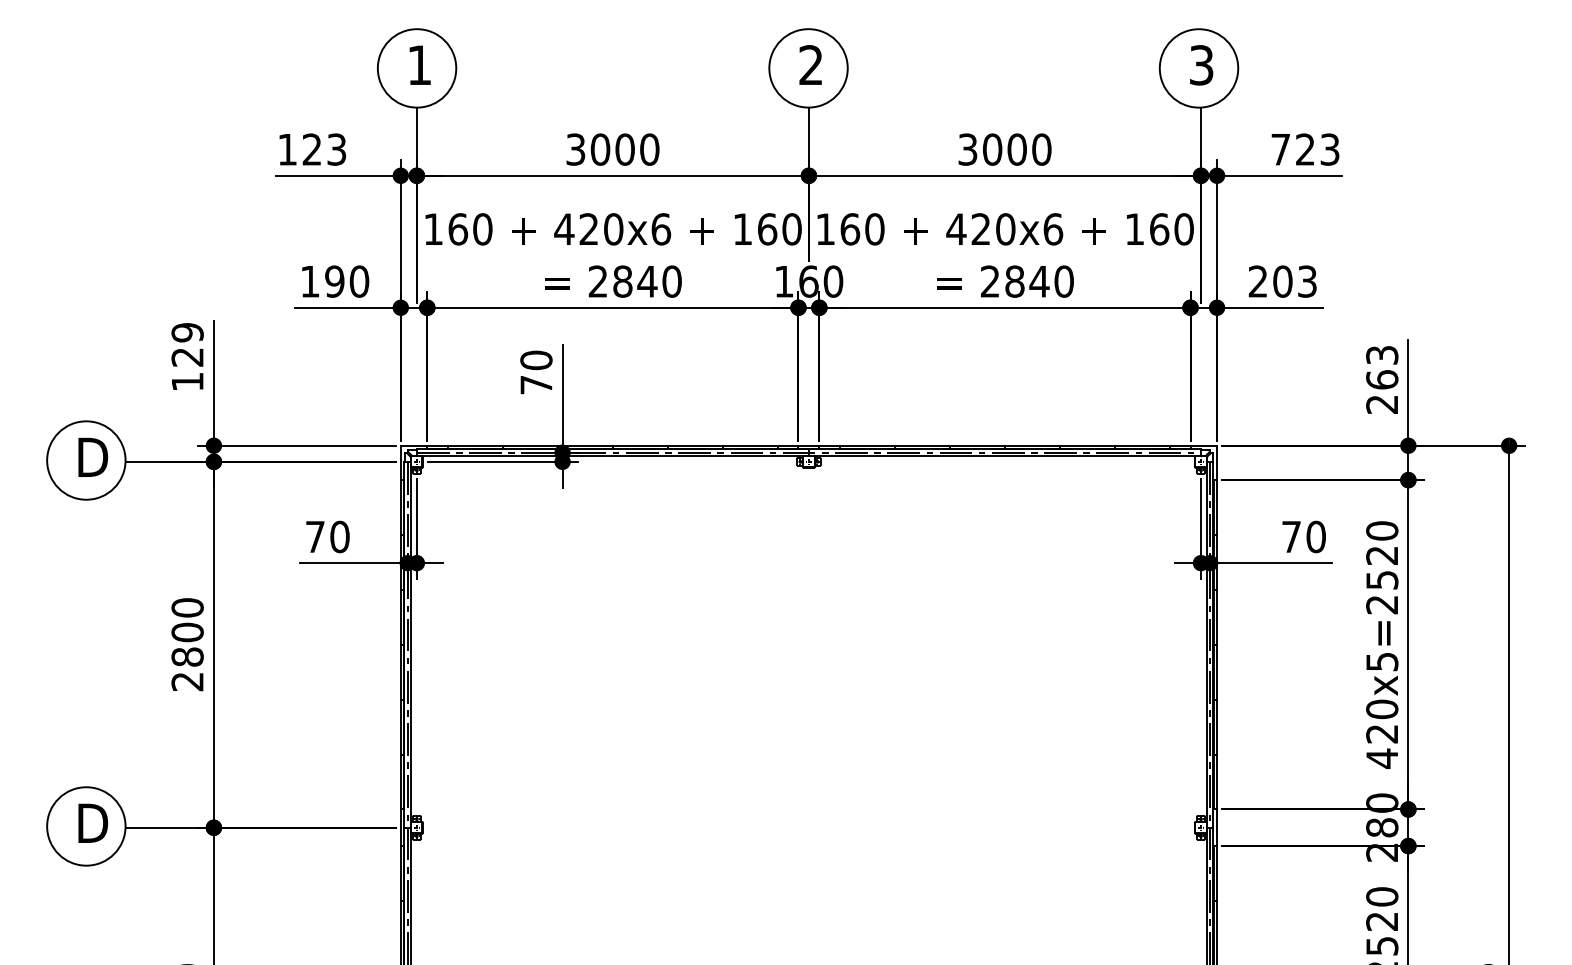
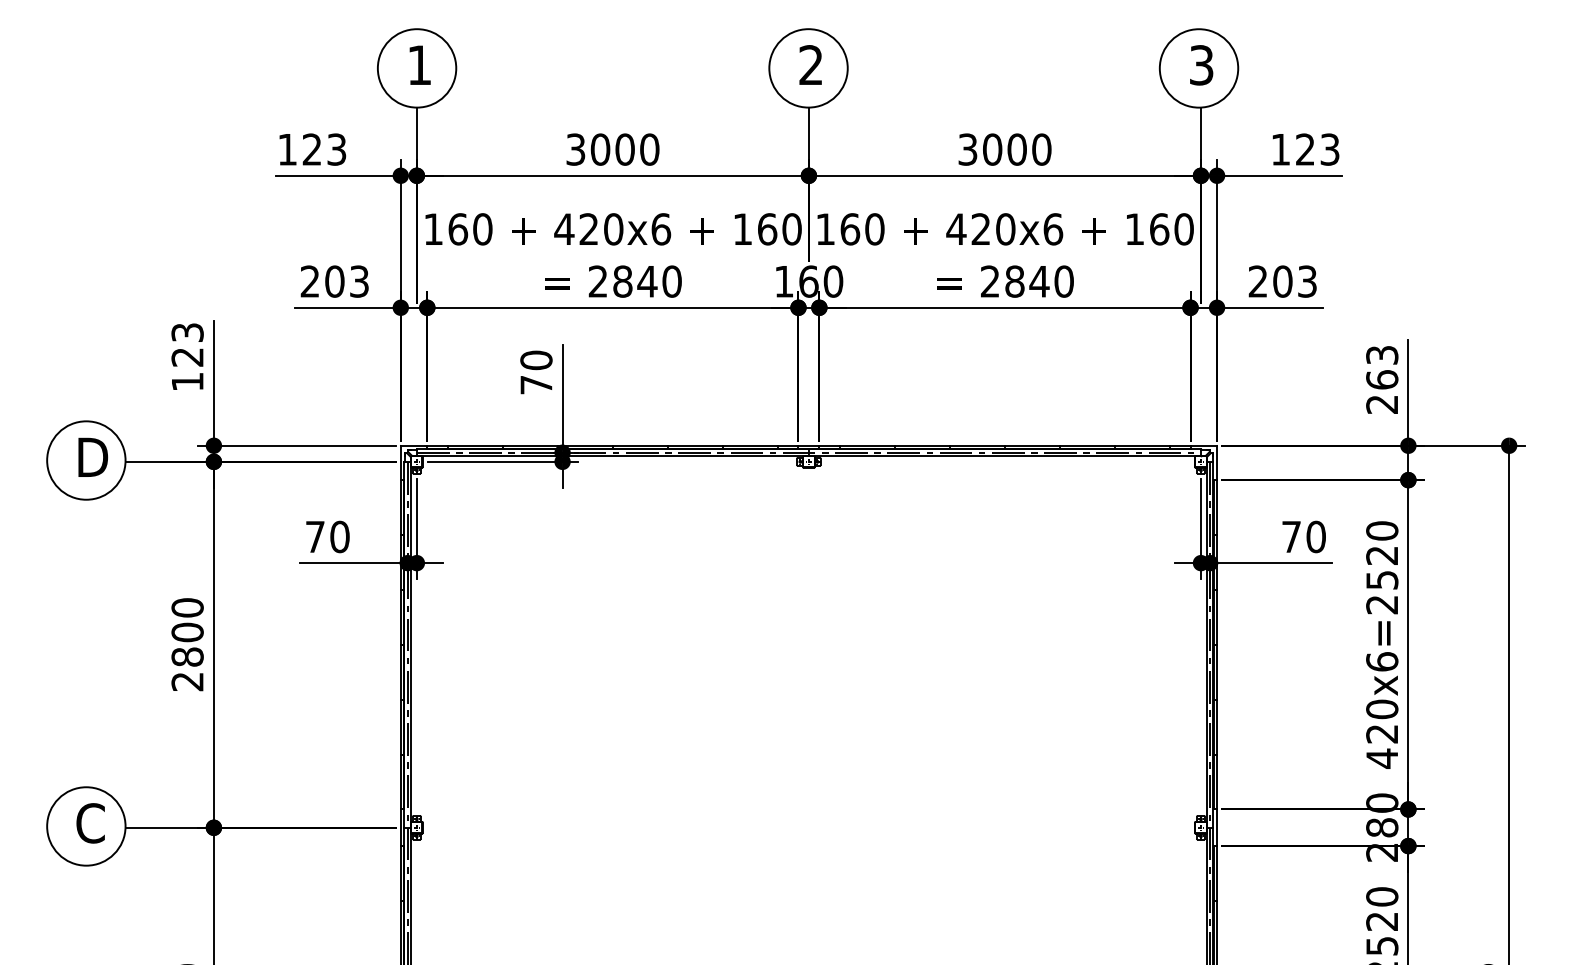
text: 723 -> 123 (1280, 149)
text: 190 -> 203 (334, 281)
text: 129 -> 123 (187, 332)
text: 420x5=2520 -> 420x6=2520 (1382, 661)
text: D -> C (92, 823)
